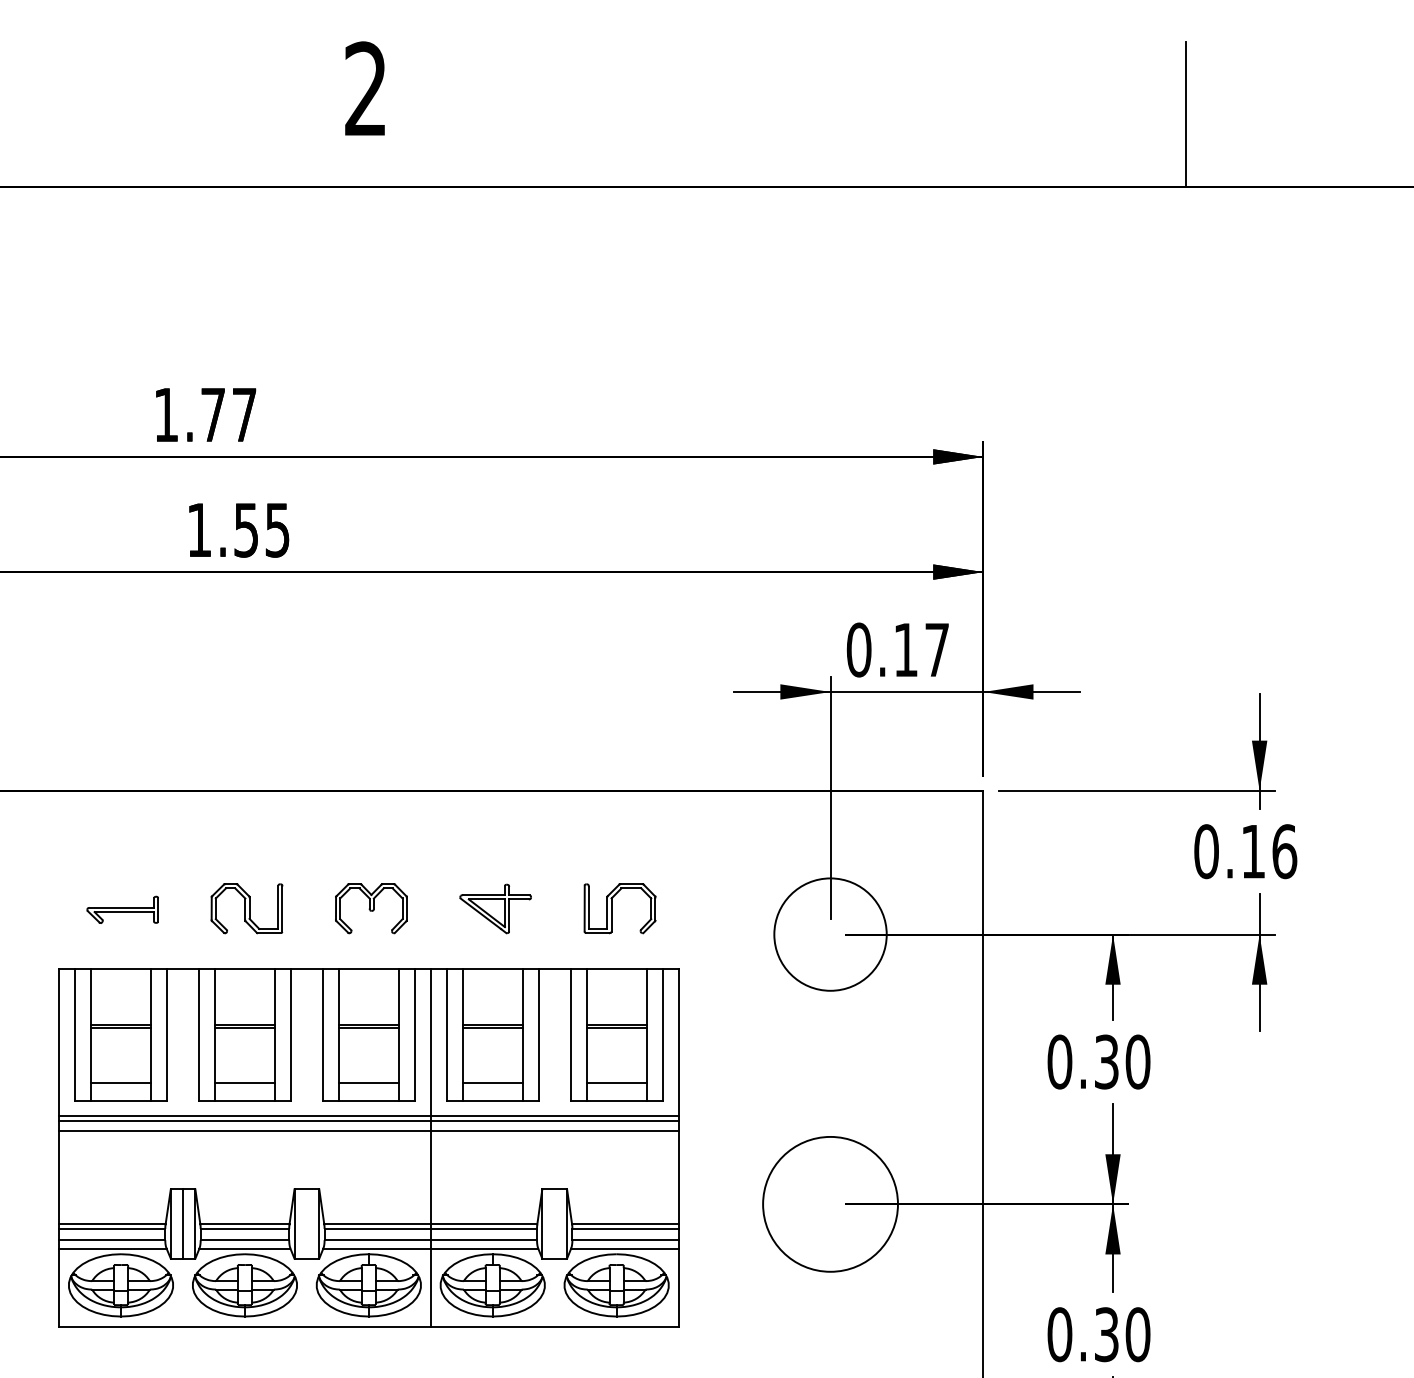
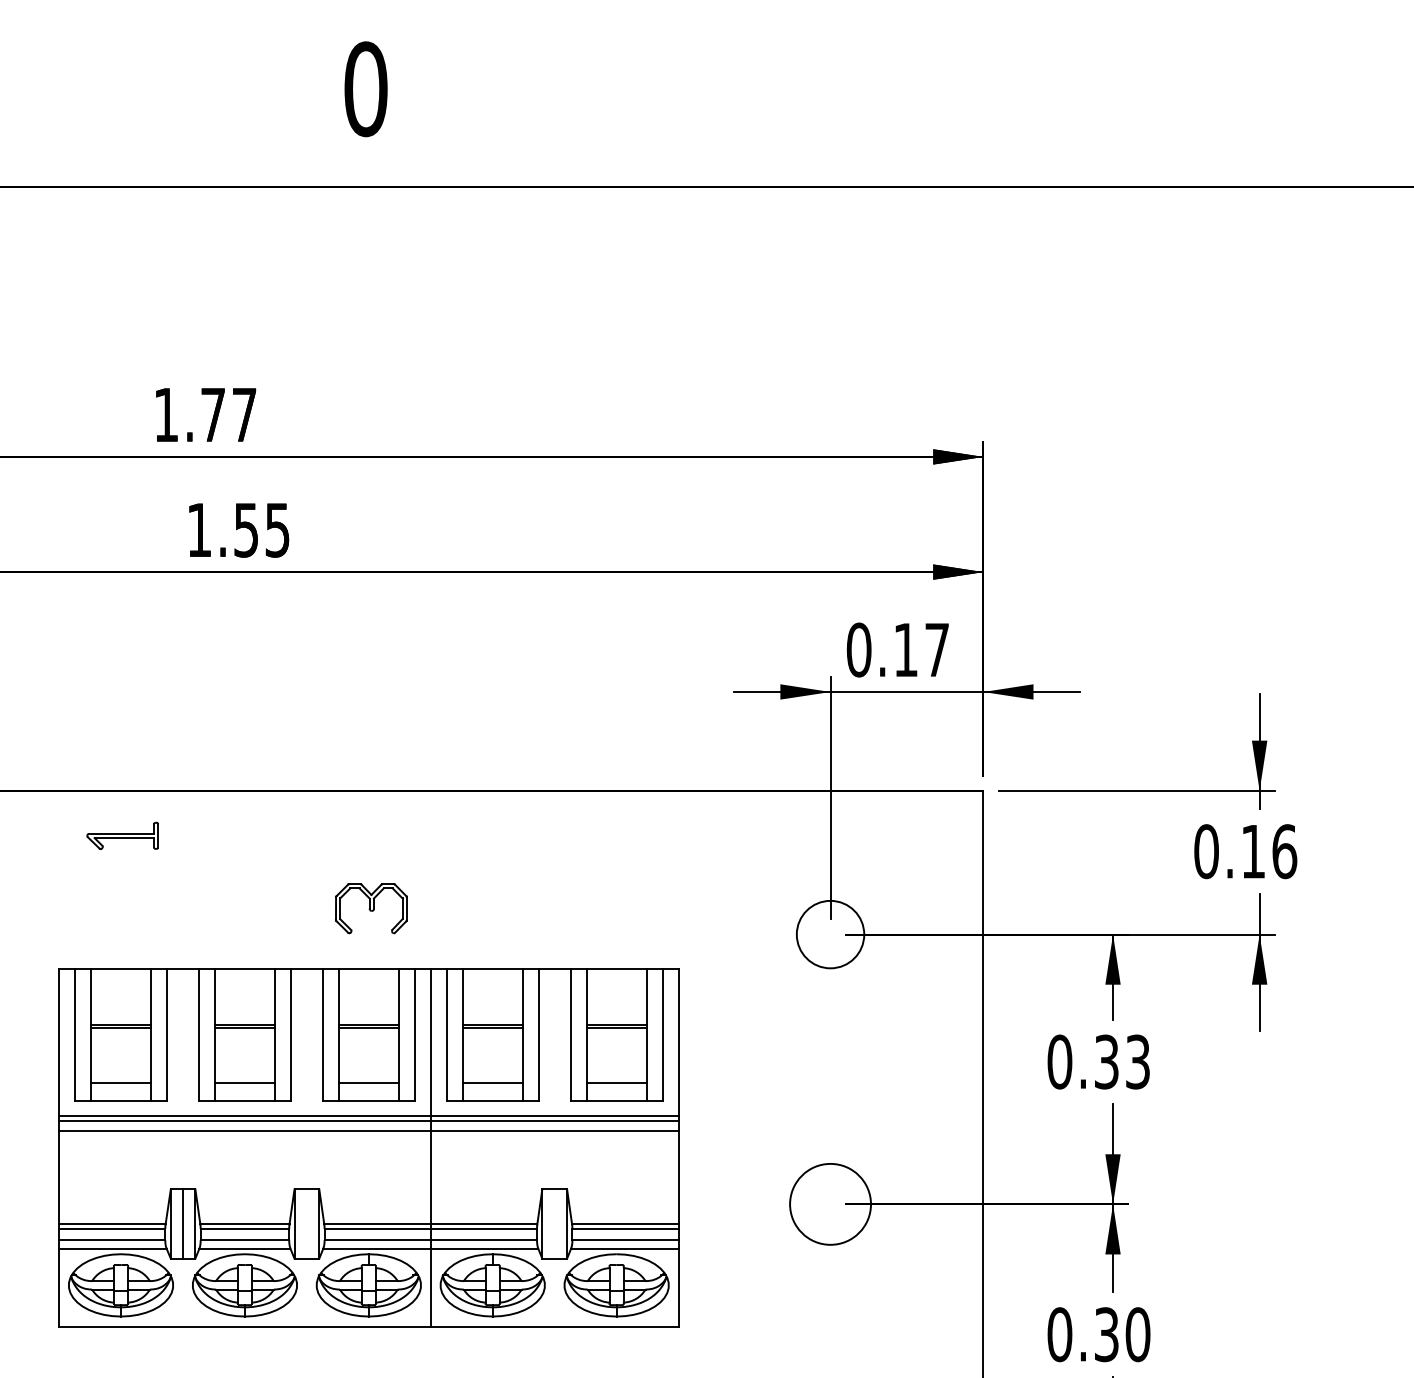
text: 2 -> 0 (365, 89)
line: present -> none (1185, 114)
part: present -> none (246, 908)
part: present -> none (495, 908)
part: present -> none (612, 908)
part position: (122, 909) -> (122, 835) (122, 835)
circle diameter: 112 px -> 67 px (830, 934)
text: 0.30 -> 0.33 (1137, 1061)
circle diameter: 135 px -> 81 px (830, 1203)
